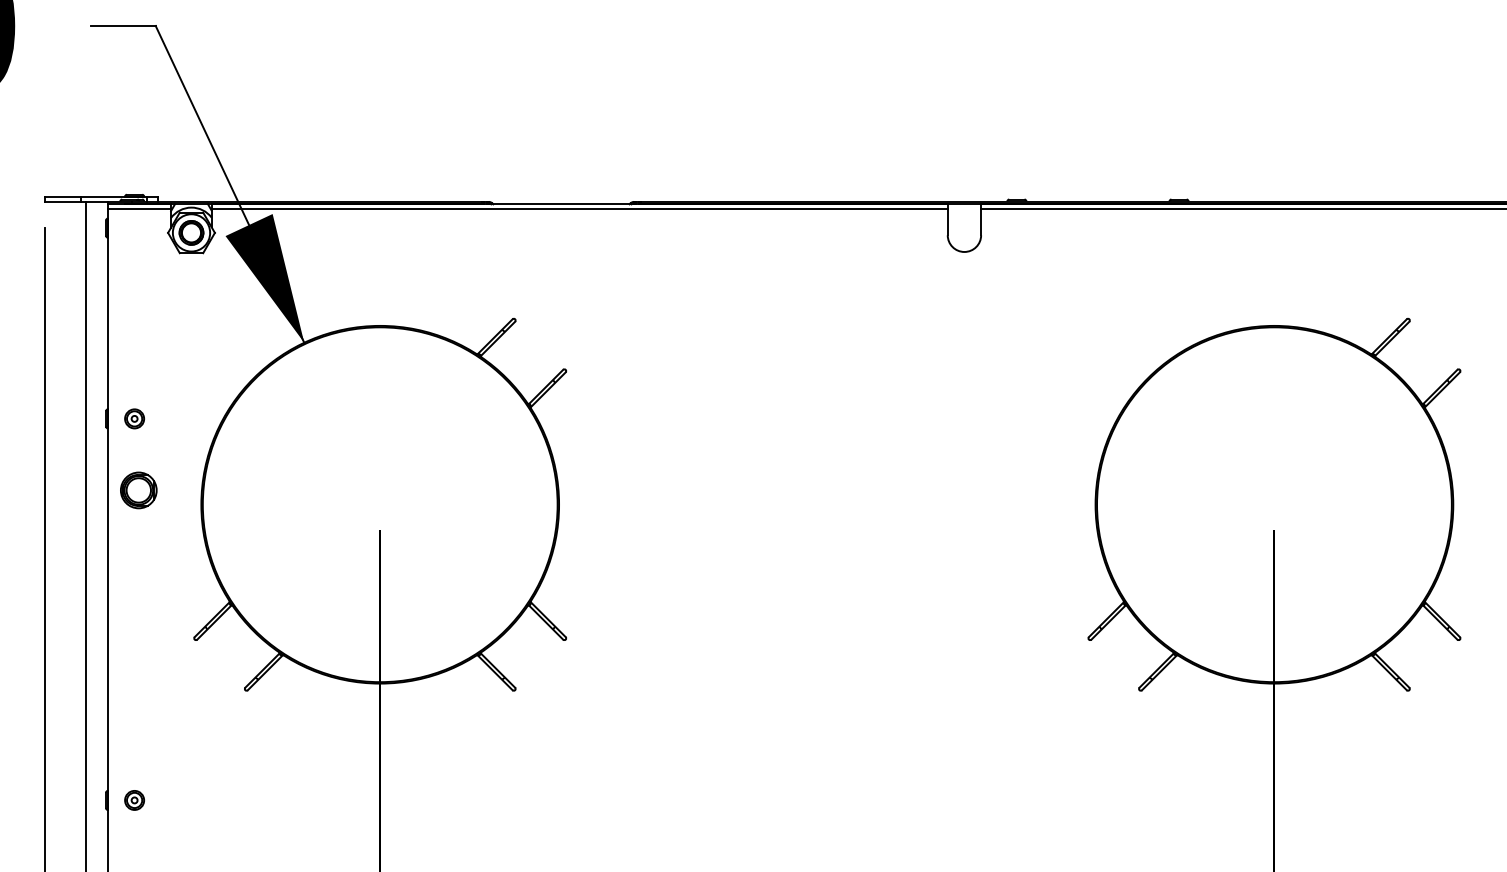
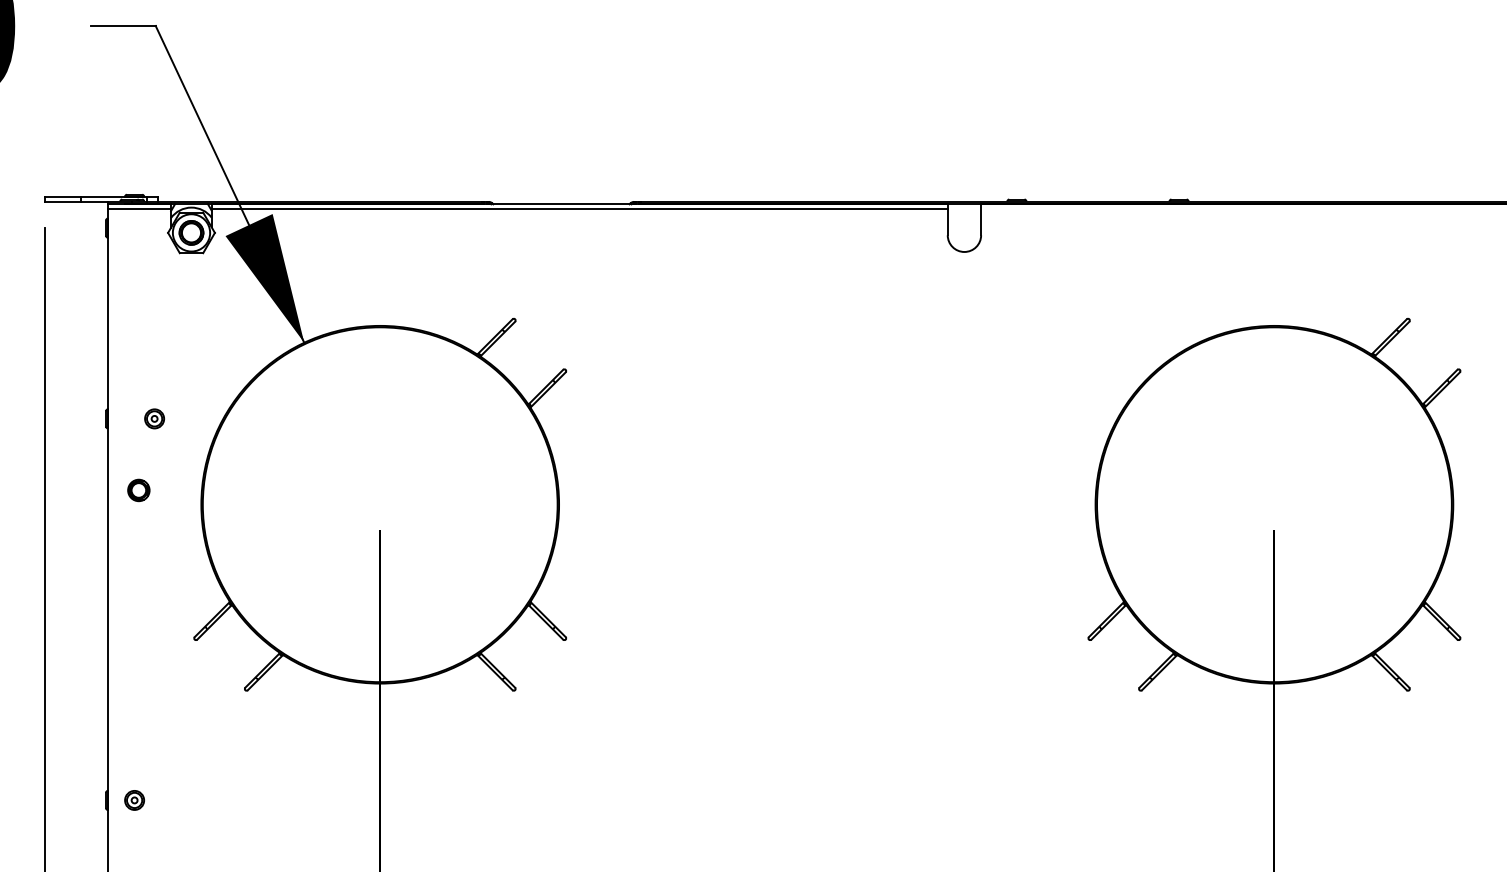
line: present -> none (1242, 209)
part position: (134, 418) -> (154, 418) (154, 418)
part size: 38x39 px -> 24x25 px (138, 490)
line: present -> none (85, 534)
